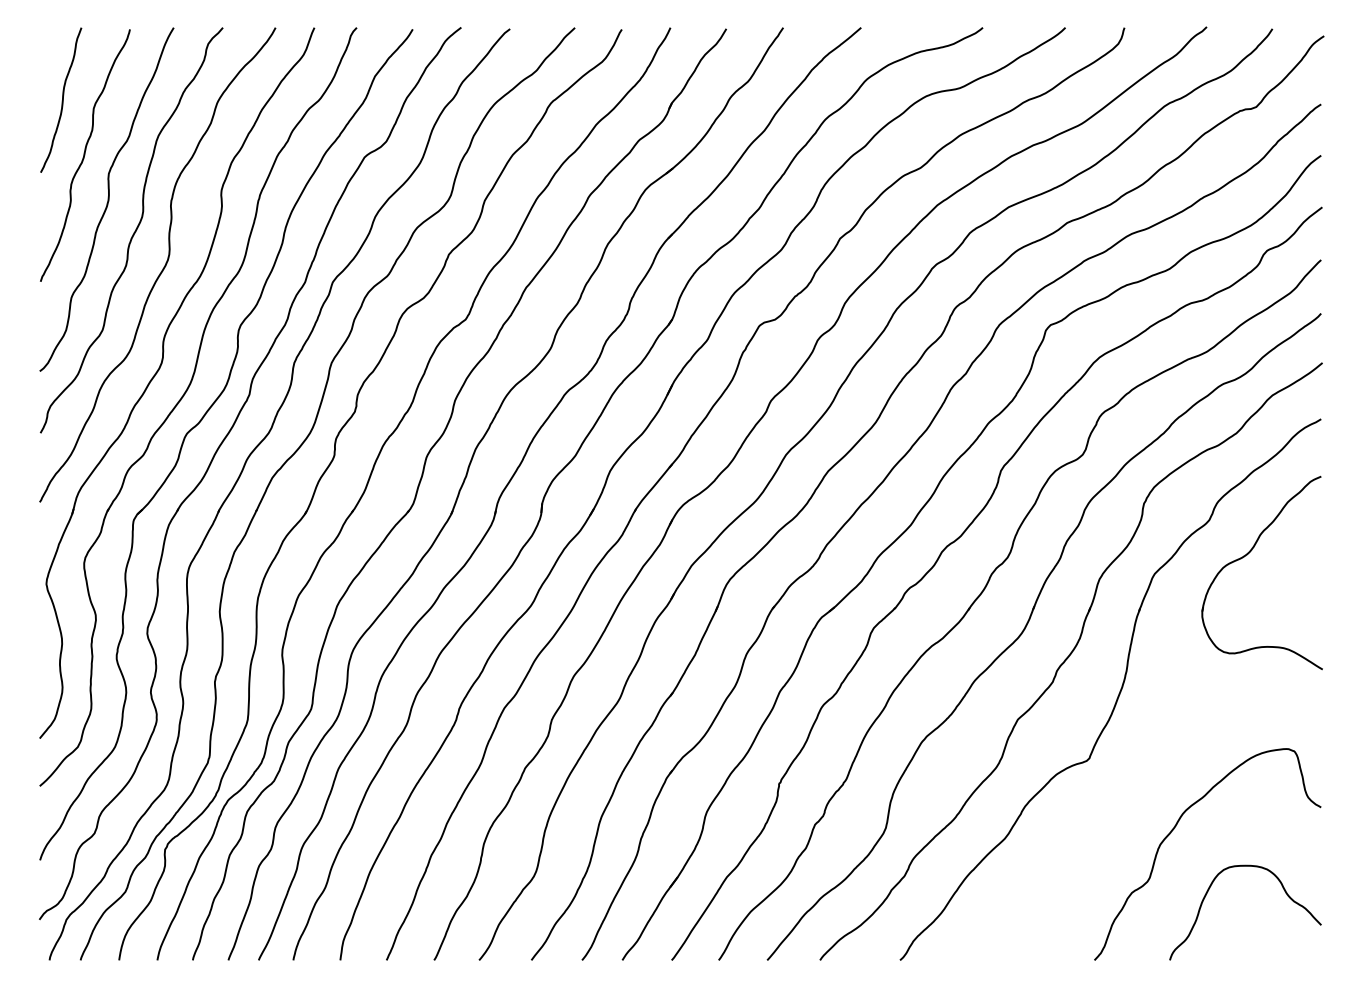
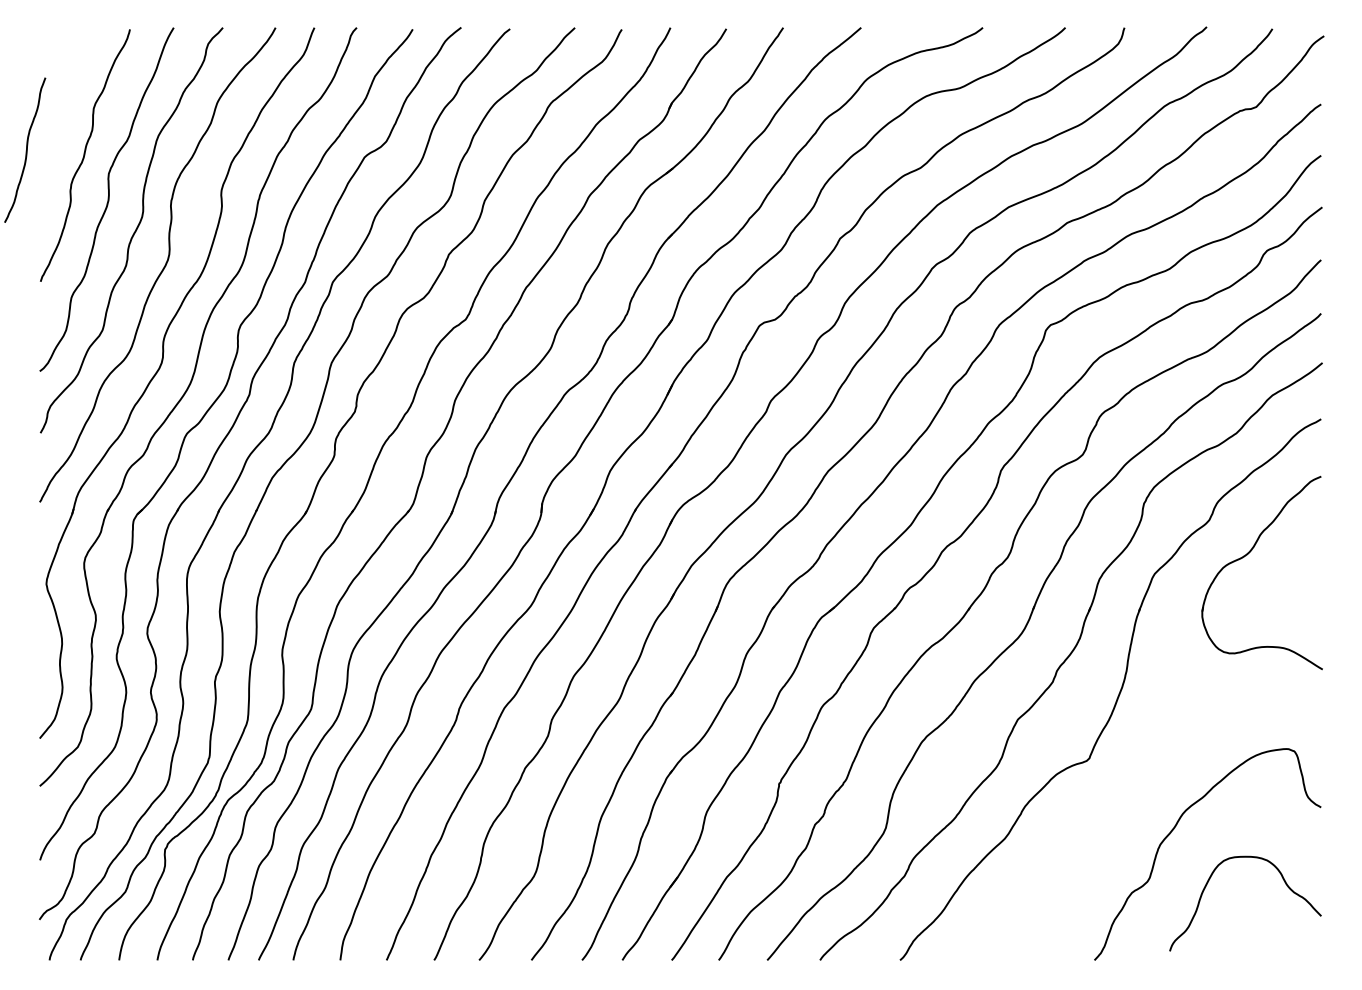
curve position: (62, 99) -> (26, 149) (26, 149)
curve position: (1210, 888) -> (1210, 879) (1210, 879)
